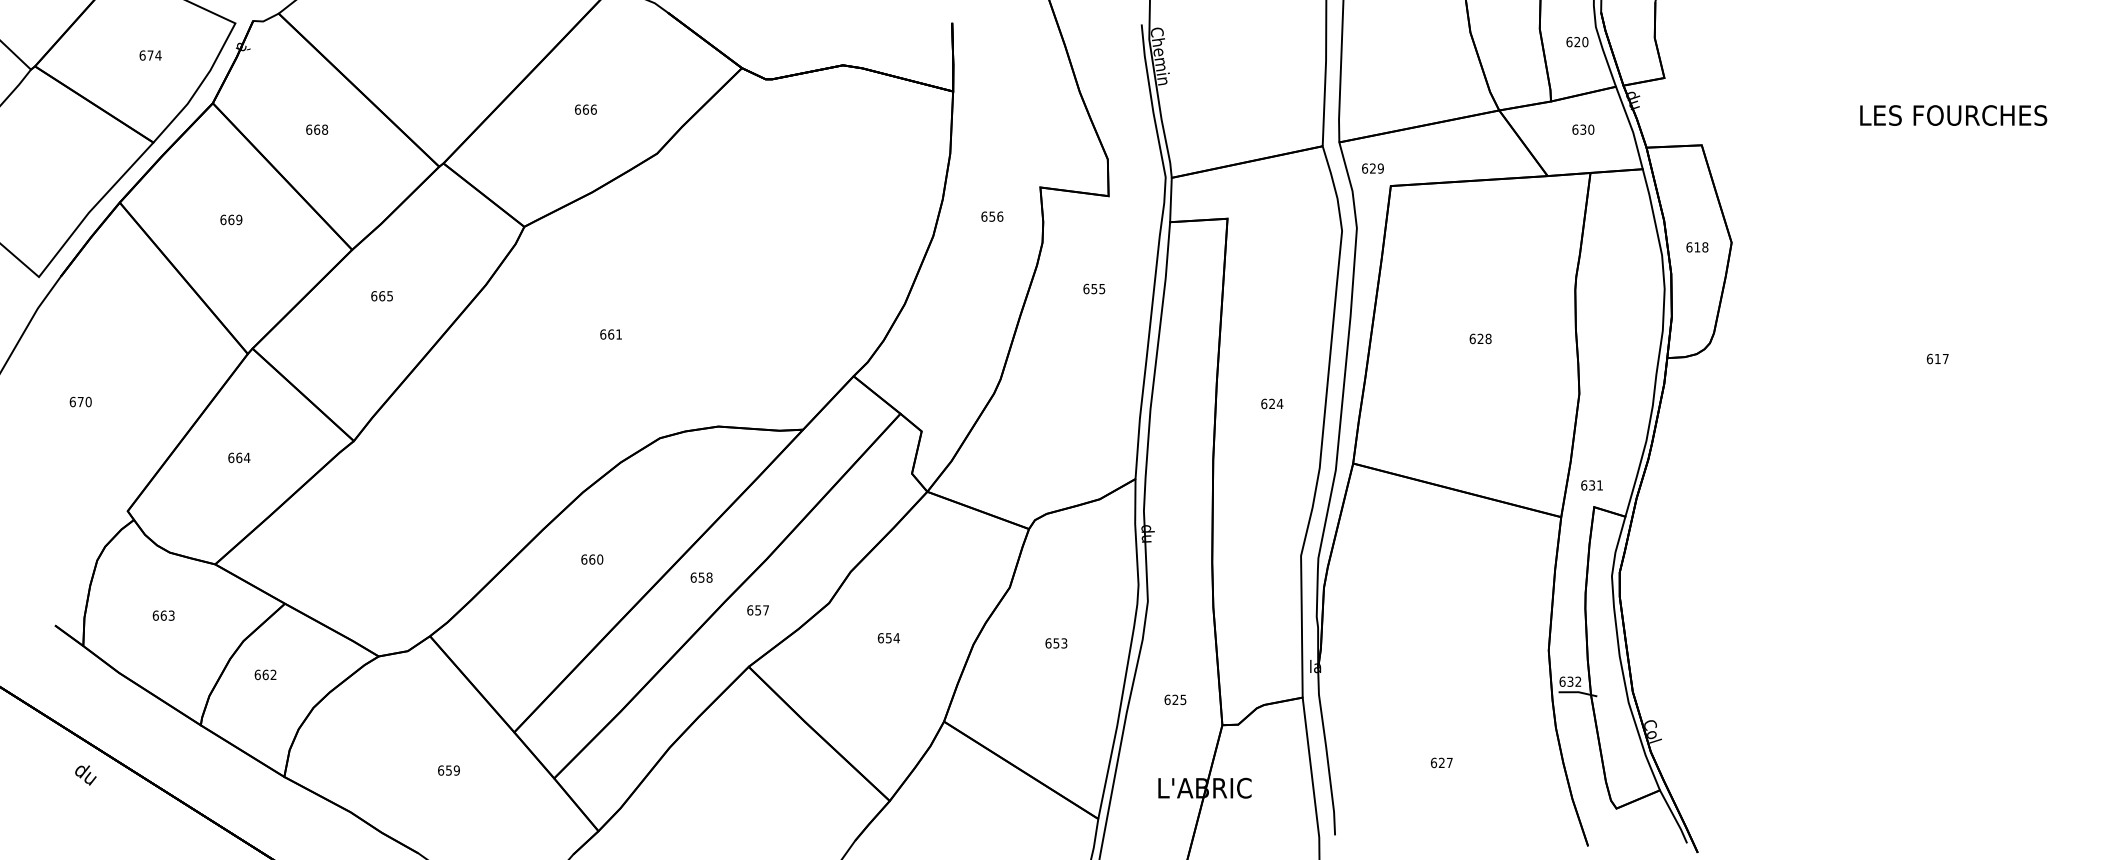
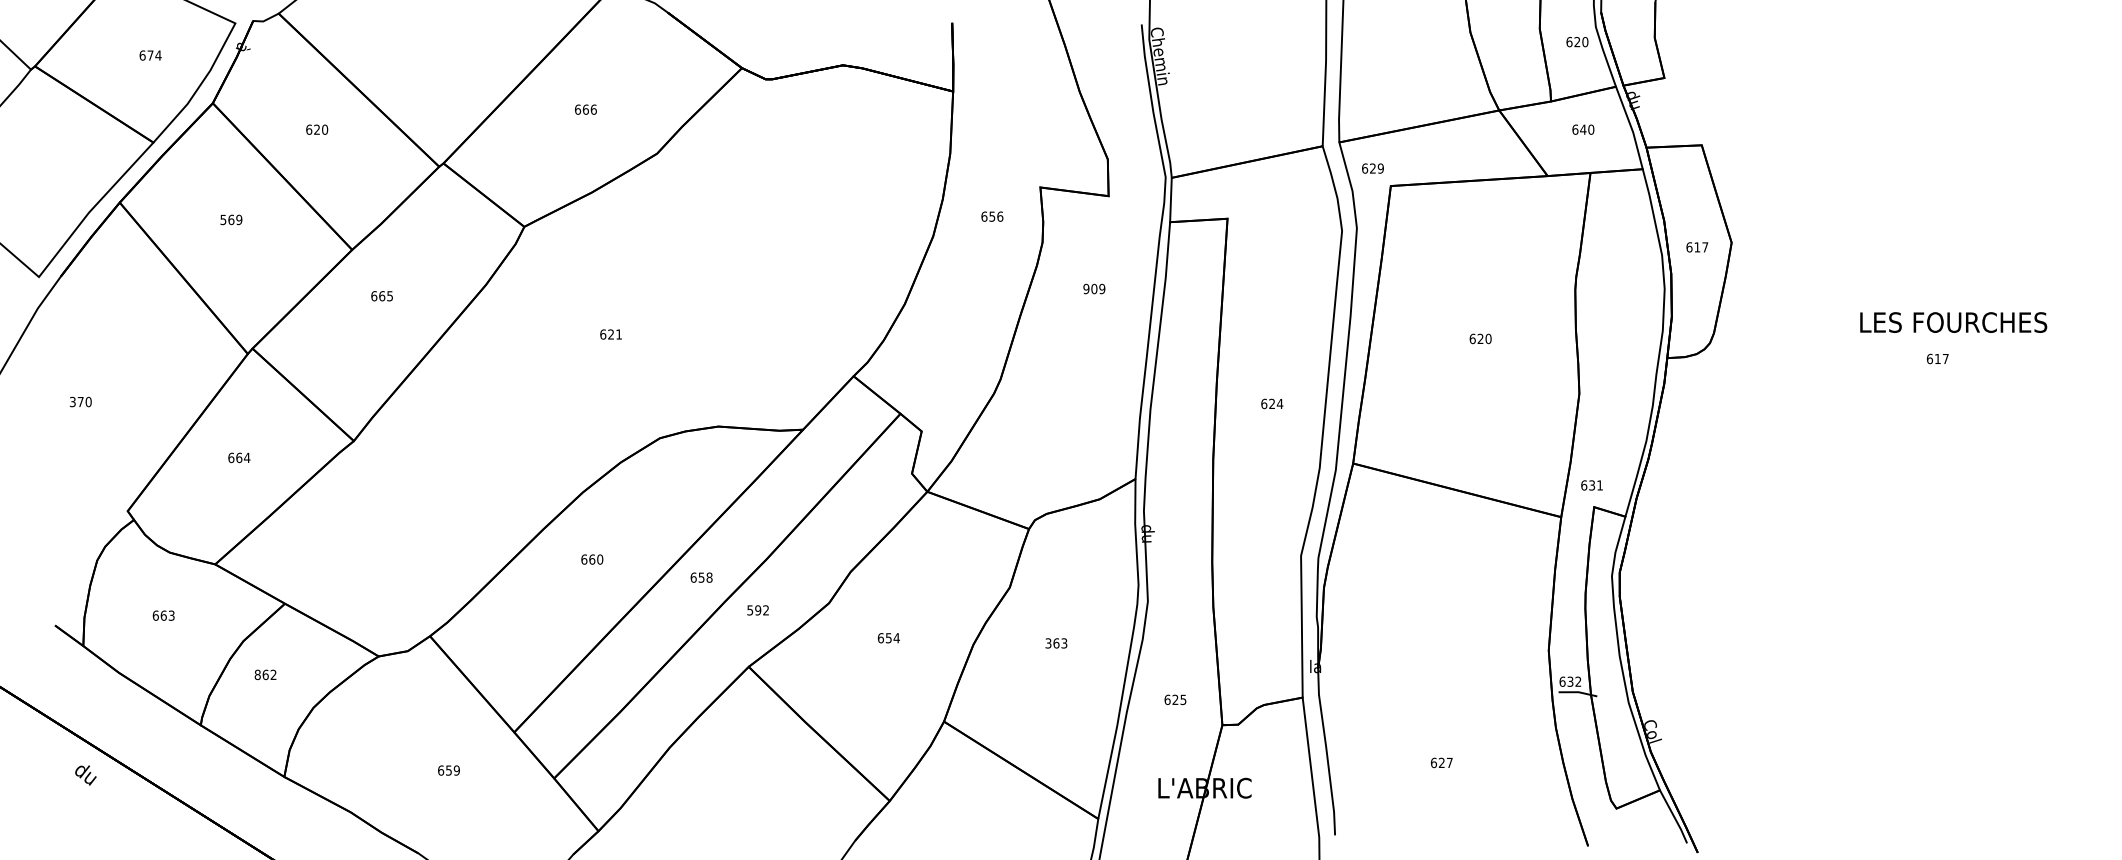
text position: (1953, 115) -> (1953, 322) (1953, 322)
text: 668 -> 620 (321, 129)
text: 630 -> 640 (1583, 129)
text: 669 -> 569 (223, 219)
text: 618 -> 617 (1705, 247)
text: 655 -> 909 (1094, 288)
text: 661 -> 621 (611, 334)
text: 628 -> 620 (1488, 338)
text: 670 -> 370 (72, 401)
text: 657 -> 592 (757, 610)
text: 653 -> 363 (1052, 643)
text: 662 -> 862 (257, 674)
